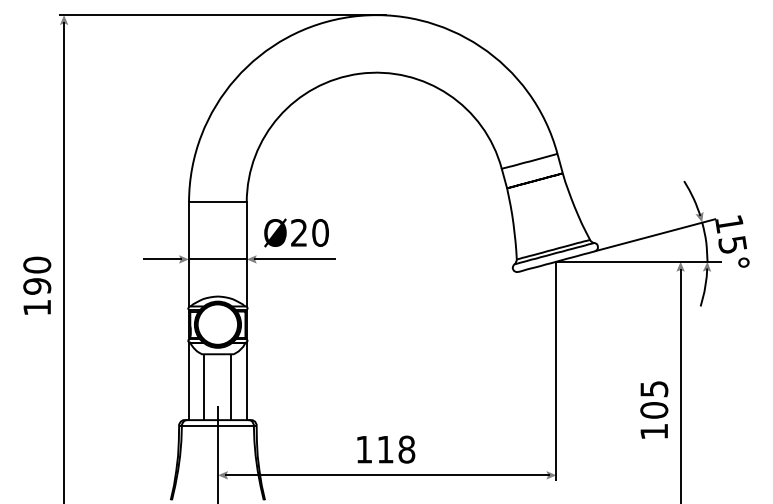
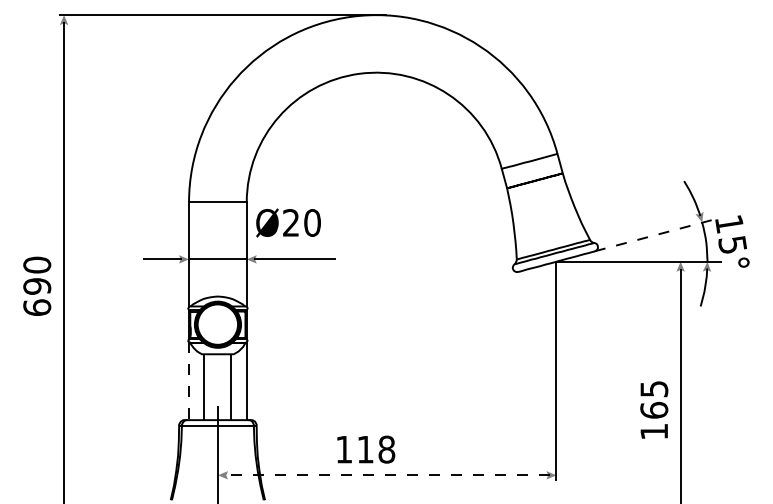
text position: (296, 232) -> (288, 222) (288, 222)
line: solid -> dashed (655, 235)
text: 190 -> 690 (37, 307)
line: solid -> dashed (189, 381)
text: 105 -> 165 (654, 409)
text position: (386, 449) -> (366, 449) (366, 449)
line: solid -> dashed (386, 475)
